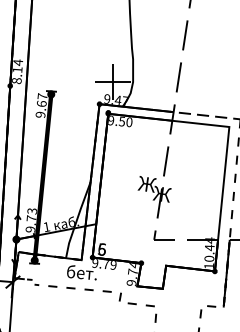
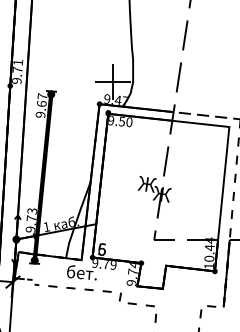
text: 8.14 -> 9.71 (17, 71)
